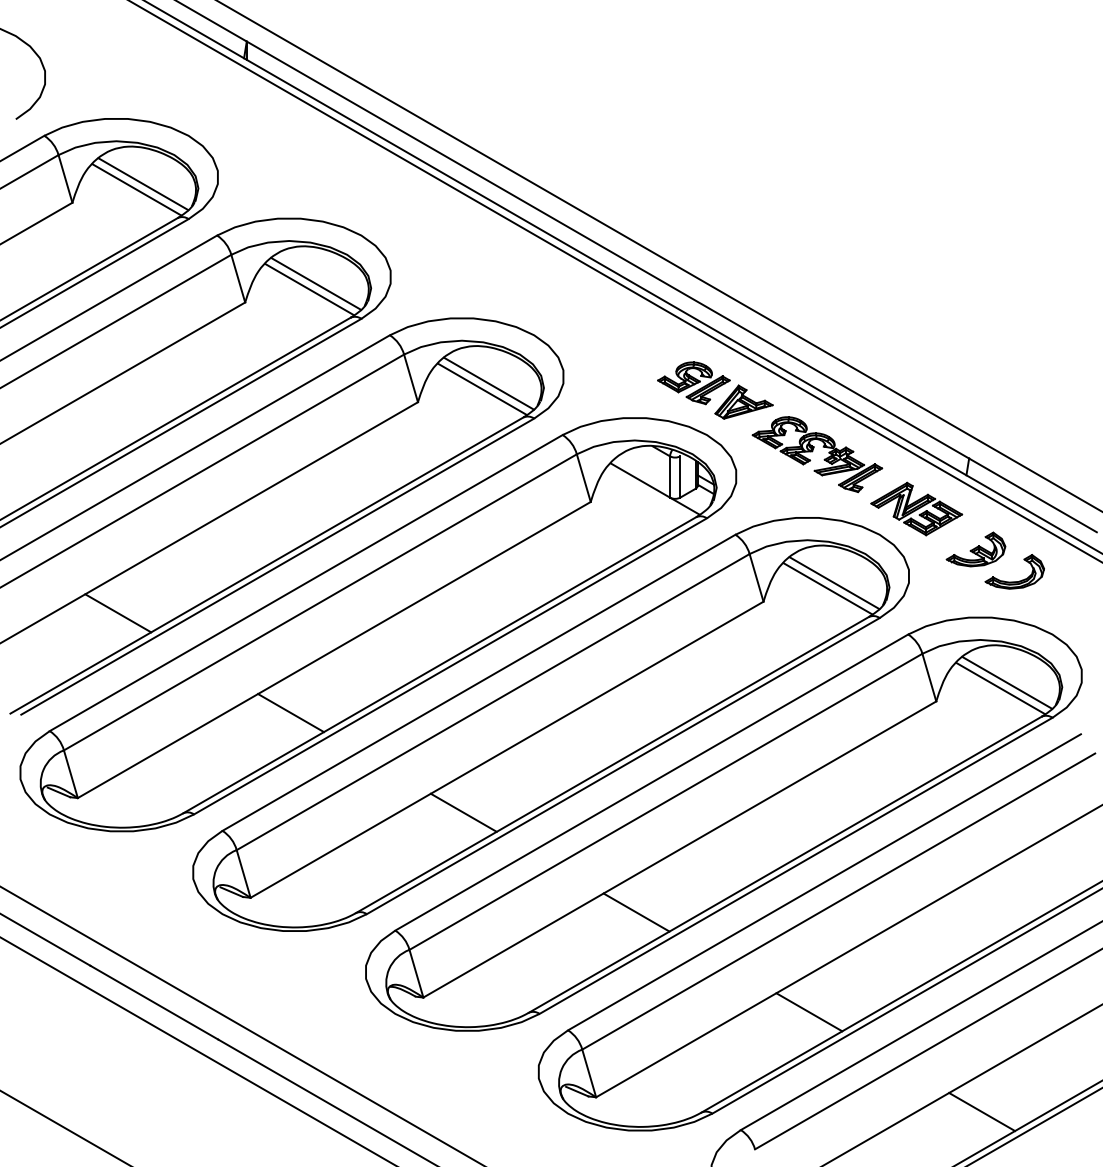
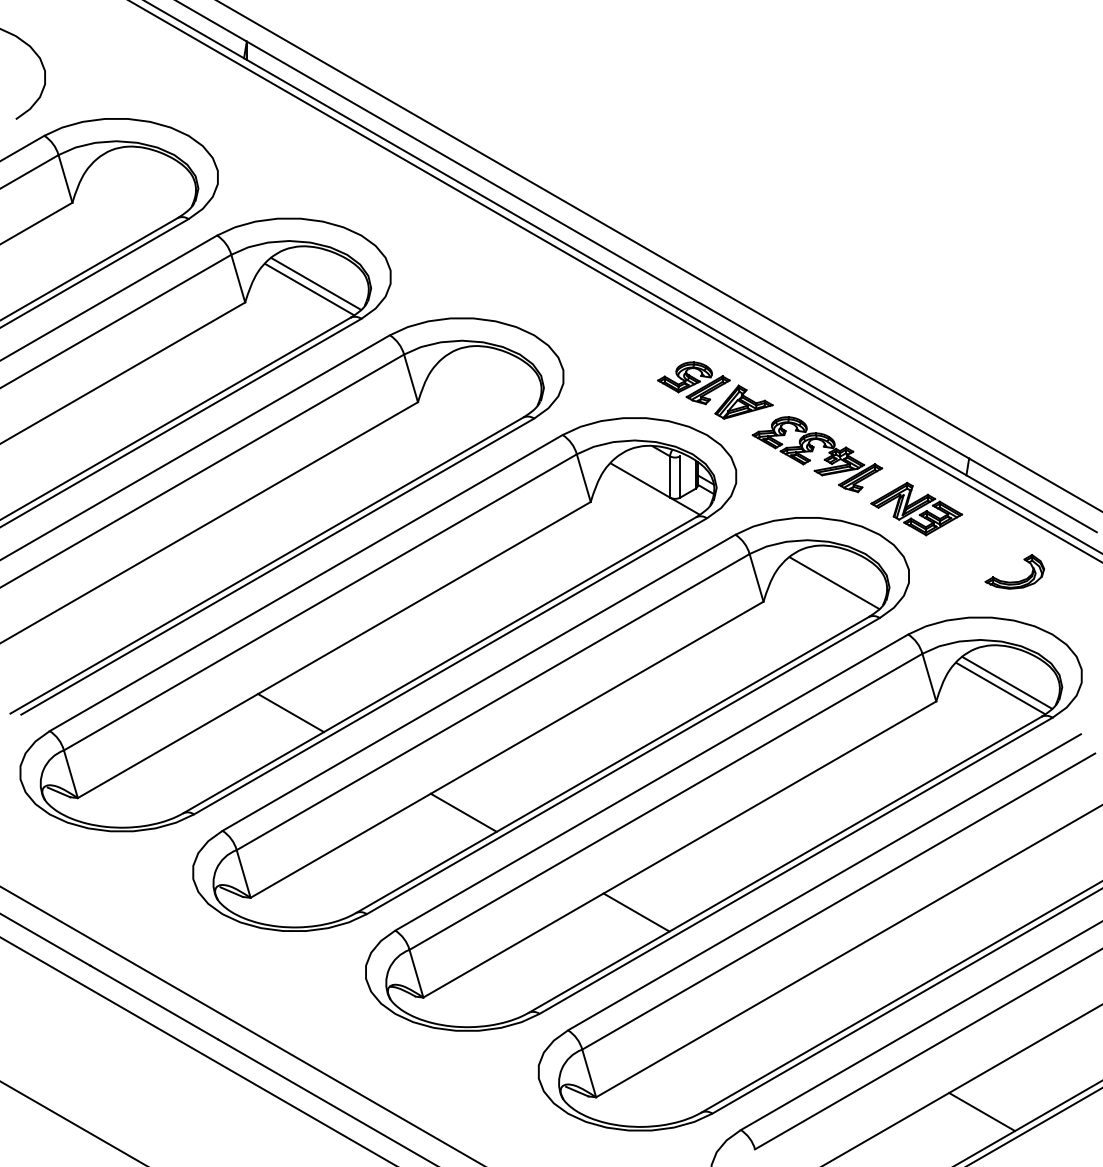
line: present -> none (143, 184)
line: present -> none (136, 189)
line: present -> none (488, 383)
line: present -> none (481, 389)
part: present -> none (975, 549)
line: present -> none (827, 588)
line: present -> none (118, 613)
line: present -> none (809, 1012)
line position: (64, 1127) -> (72, 1122) (72, 1122)
